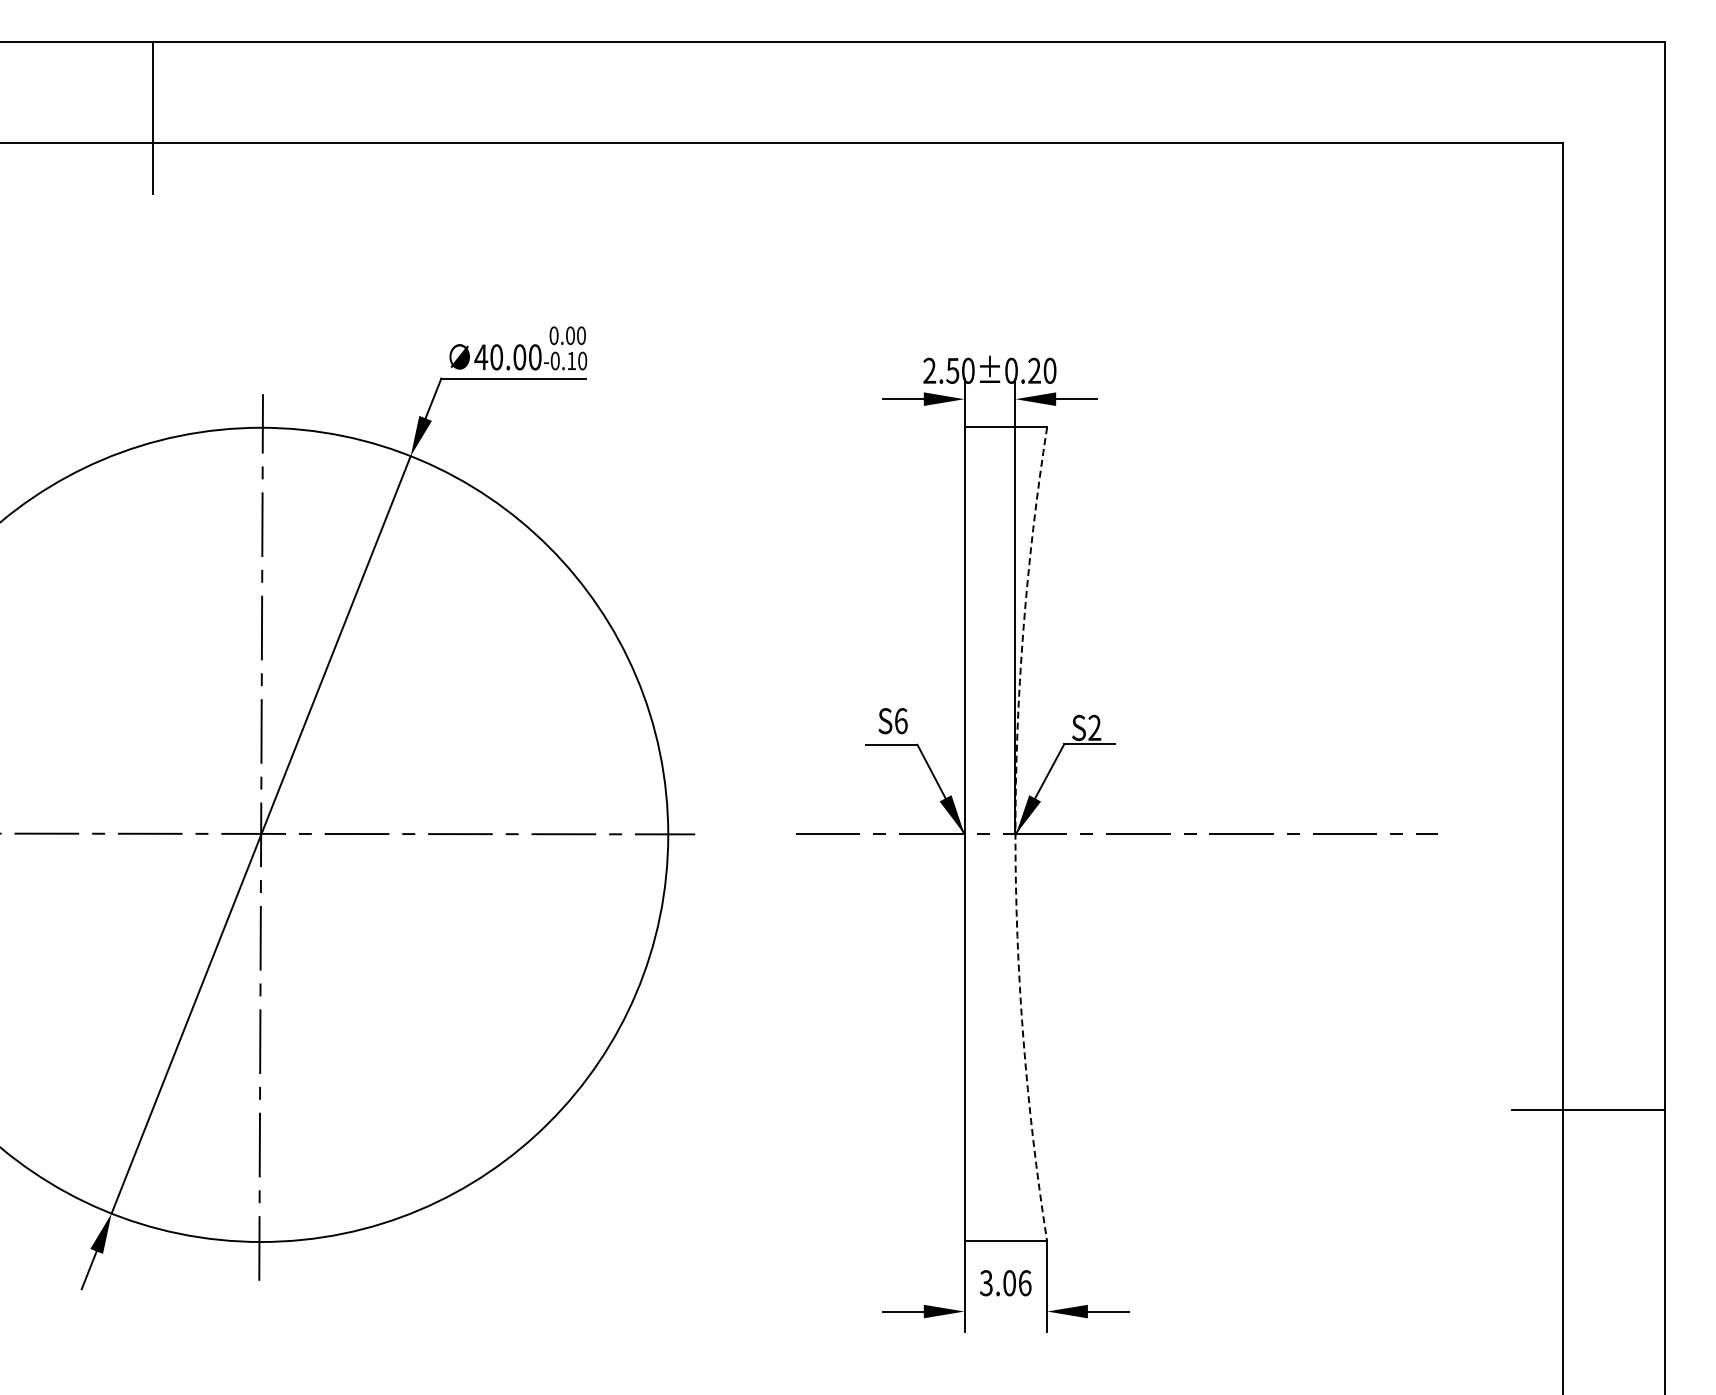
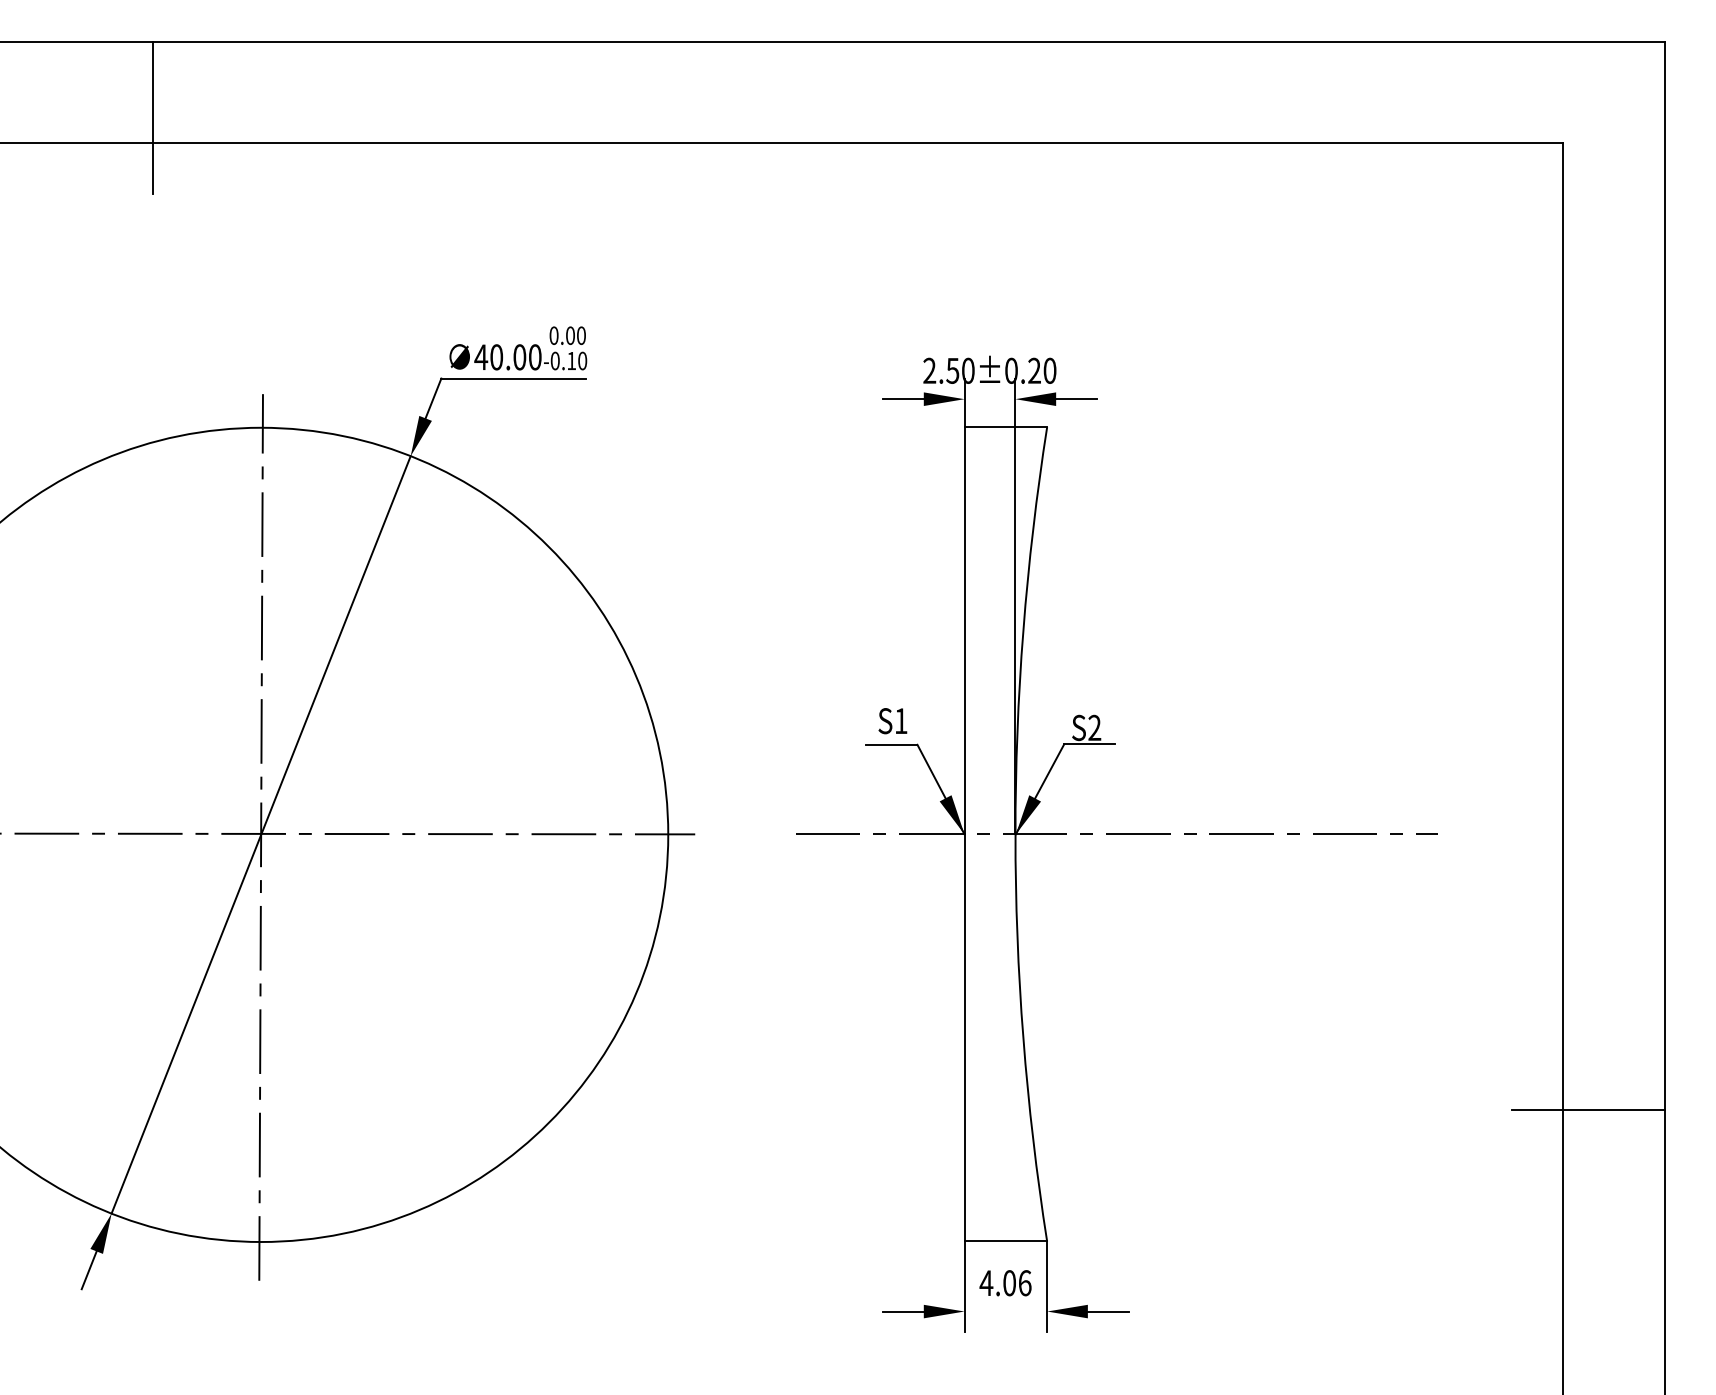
text: S6 -> S1 (901, 721)
arc: dashed -> solid (1015, 834)
text: 3.06 -> 4.06 (986, 1283)
